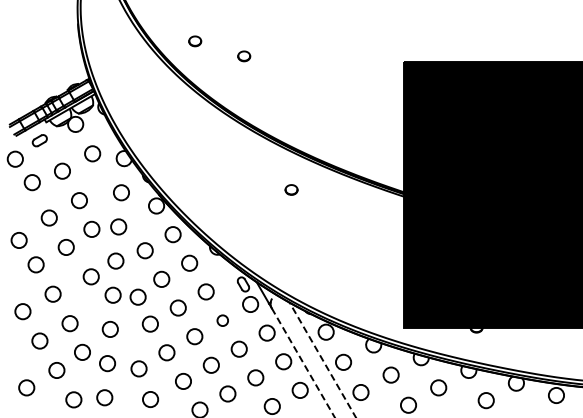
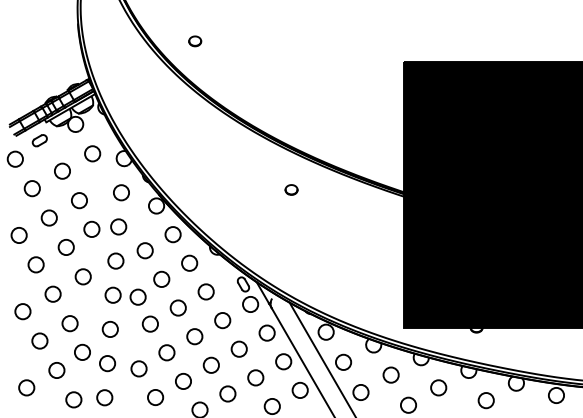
part: present -> none (244, 56)
circle position: (31, 182) -> (31, 188) (31, 188)
circle position: (18, 240) -> (18, 235) (18, 235)
circle position: (90, 276) -> (82, 276) (82, 276)
circle size: 13x13 px -> 18x18 px (222, 320)
line: dashed -> solid (322, 359)
line: dashed -> solid (303, 362)
circle position: (150, 399) -> (155, 397) (155, 397)
